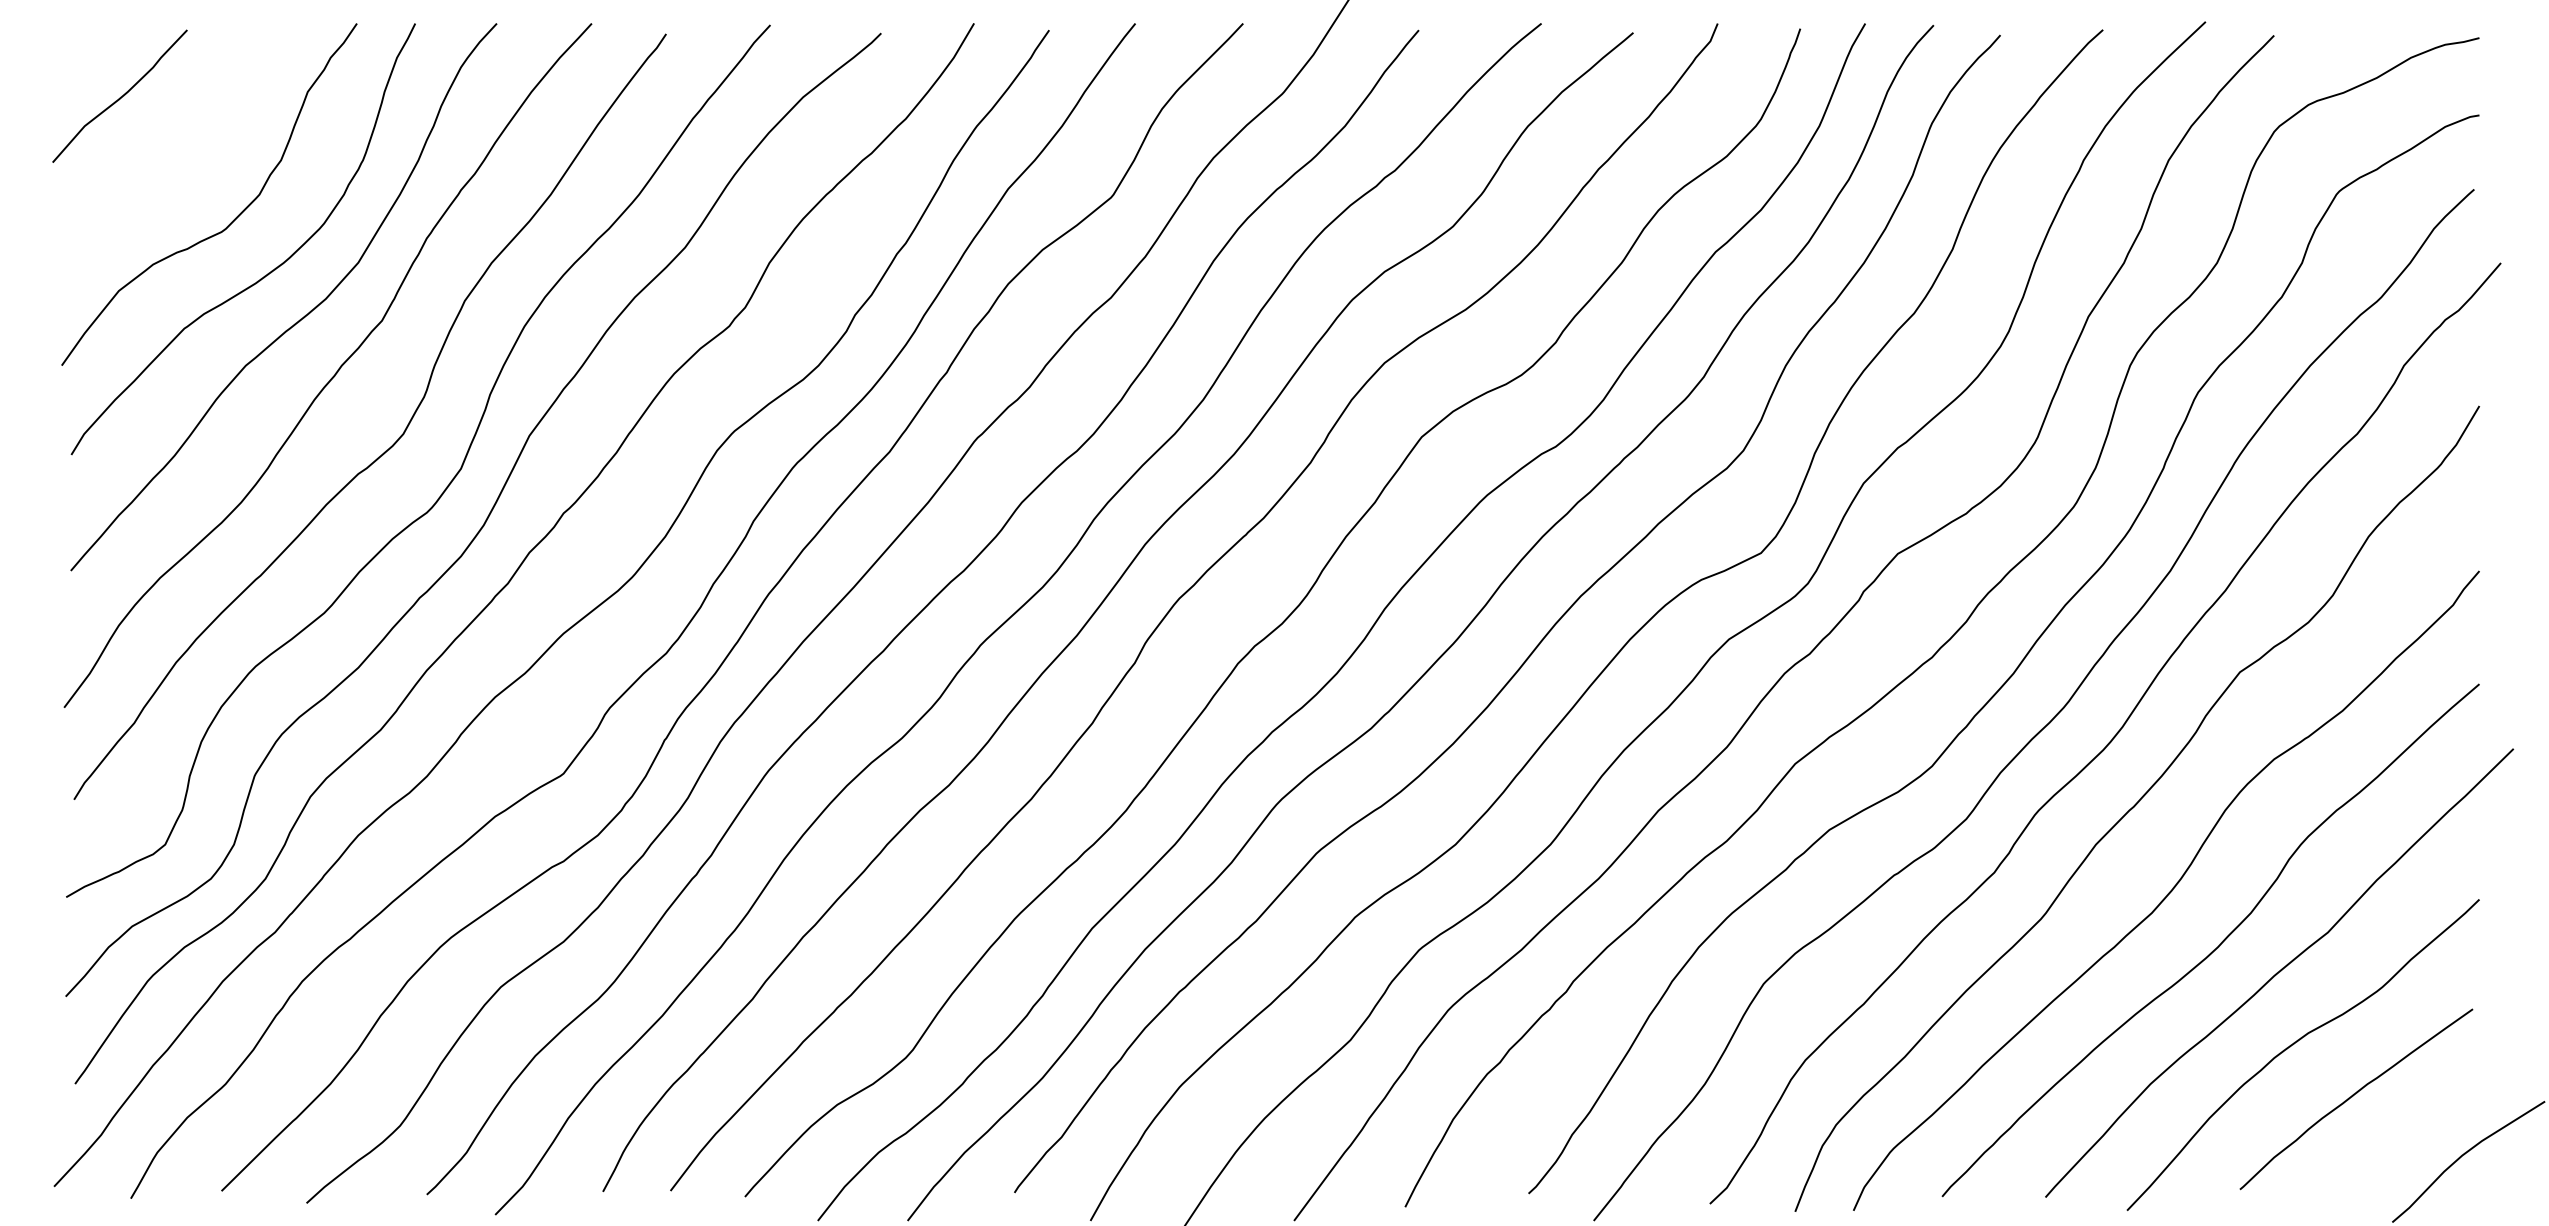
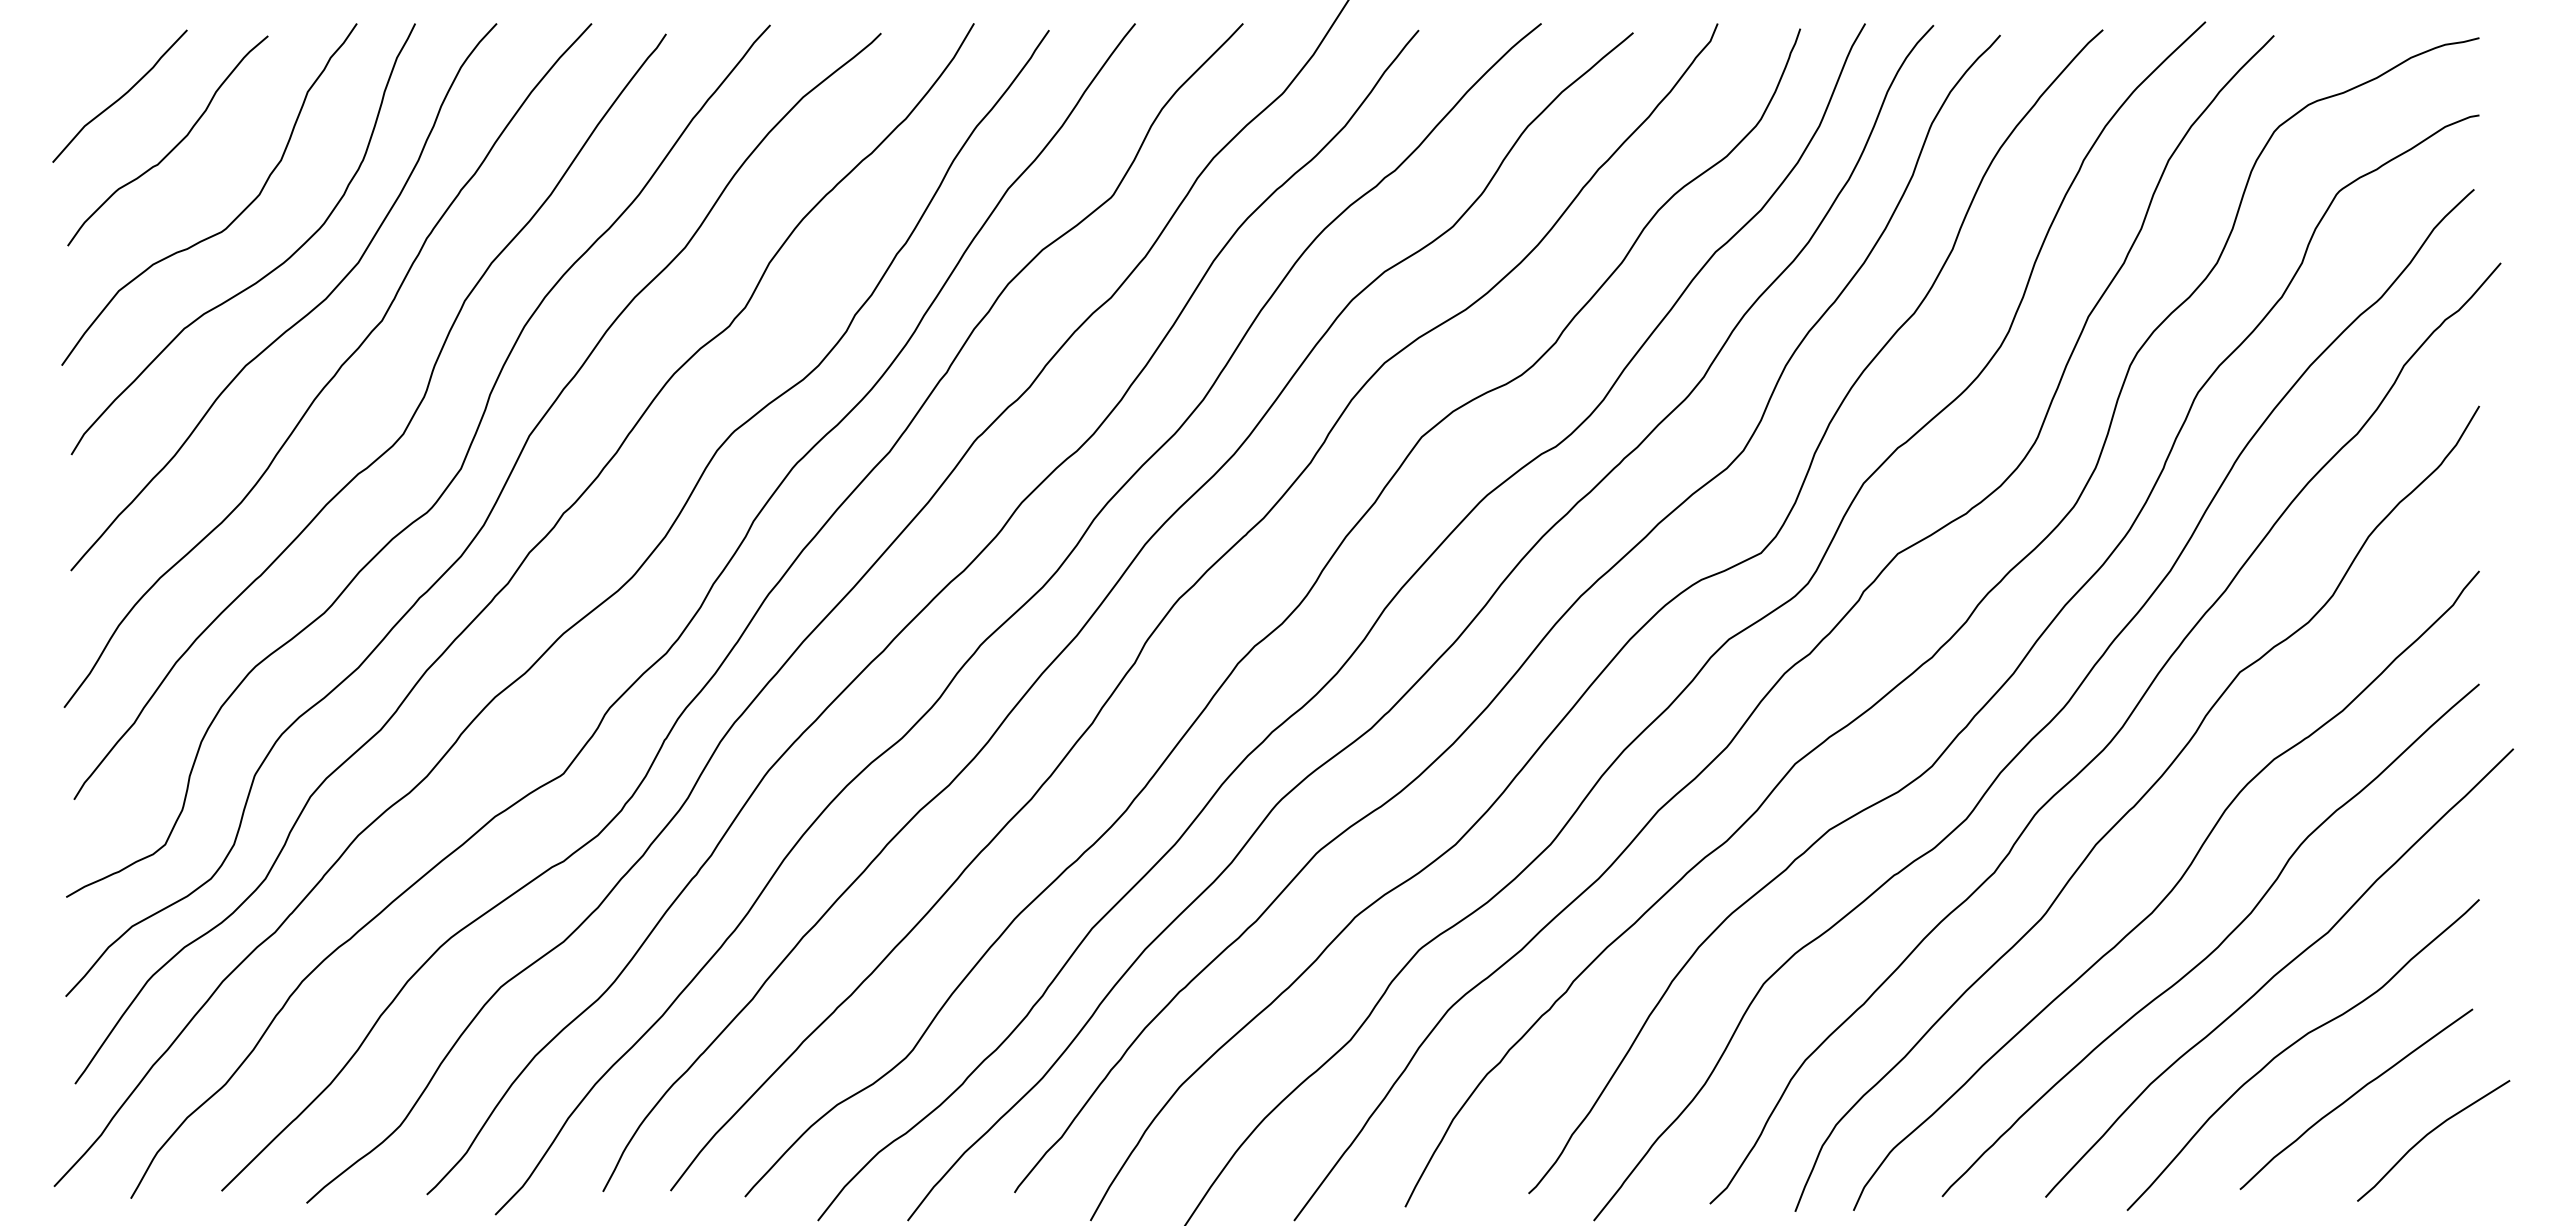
curve: none -> present (174, 146)
curve position: (2464, 1155) -> (2429, 1134) (2429, 1134)
